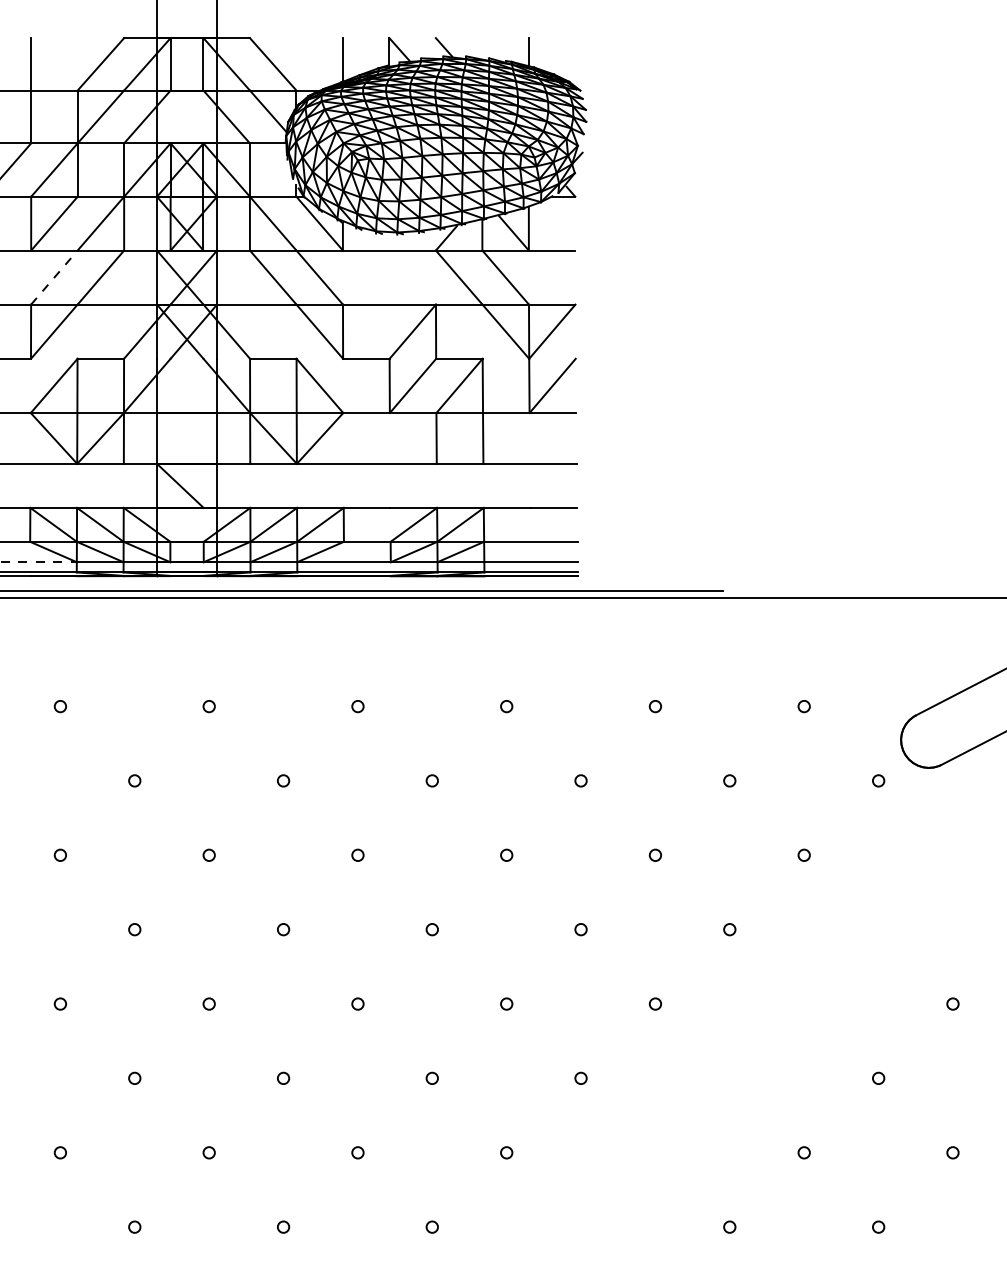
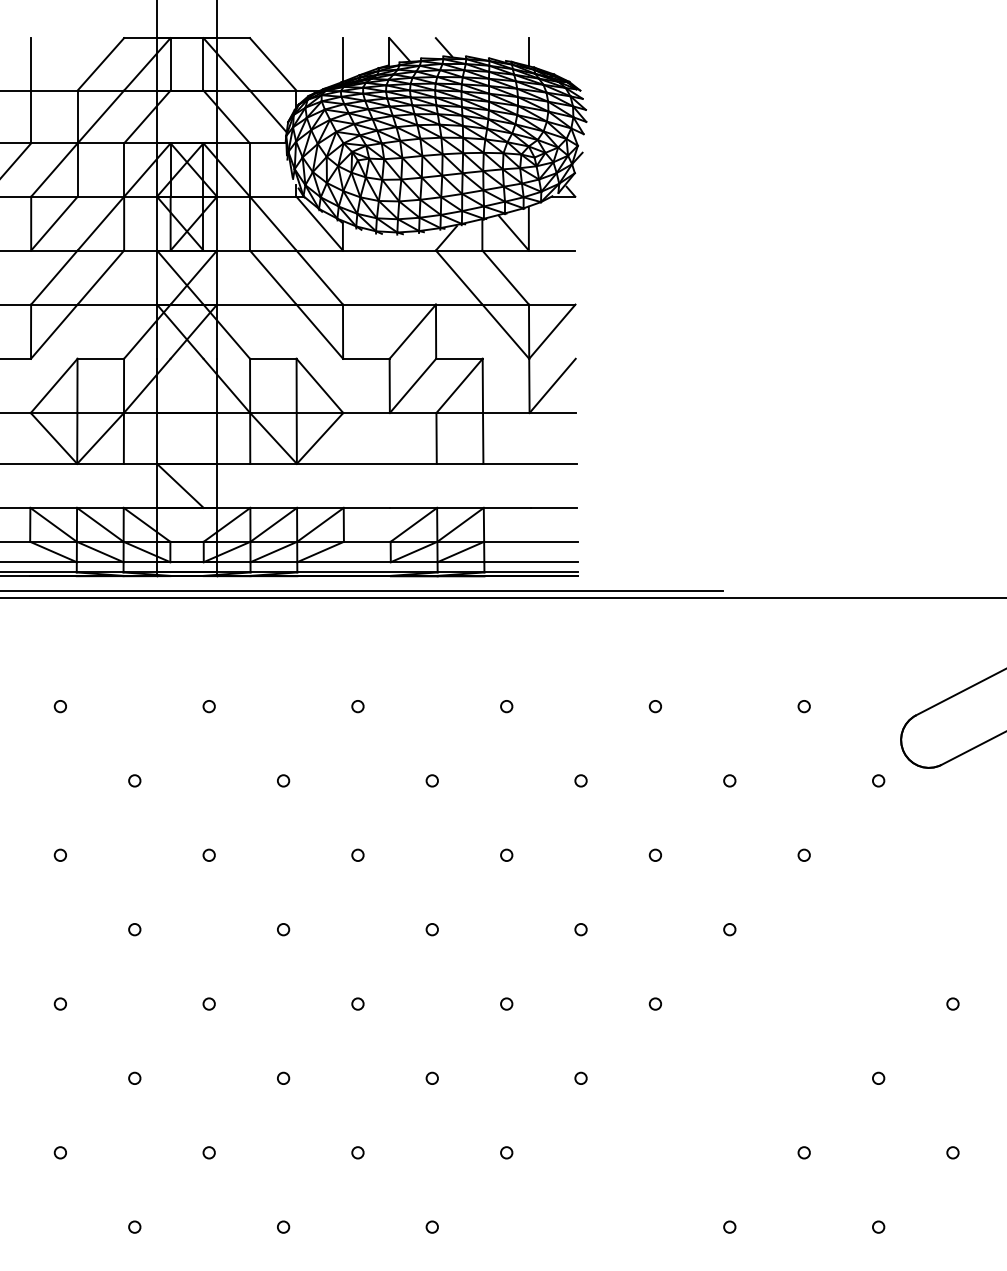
line: dashed -> solid (54, 277)
line: dashed -> solid (39, 562)
